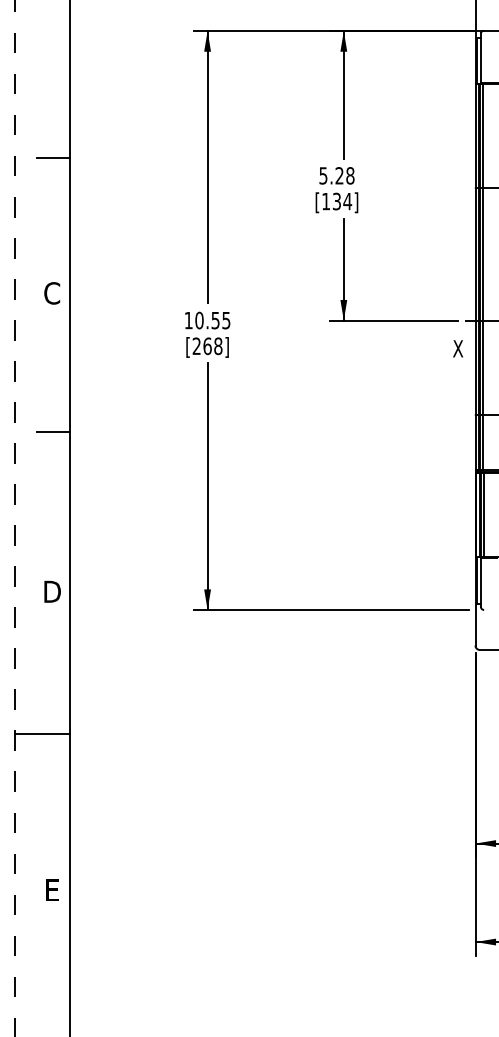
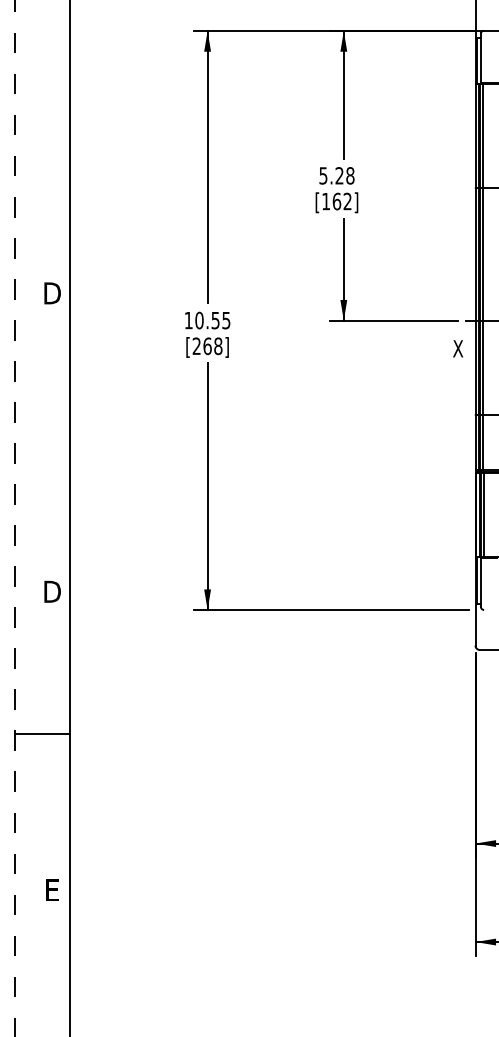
line: present -> none (52, 158)
text: [134] -> [162] (342, 201)
text: C -> D (52, 293)
line: present -> none (52, 432)
